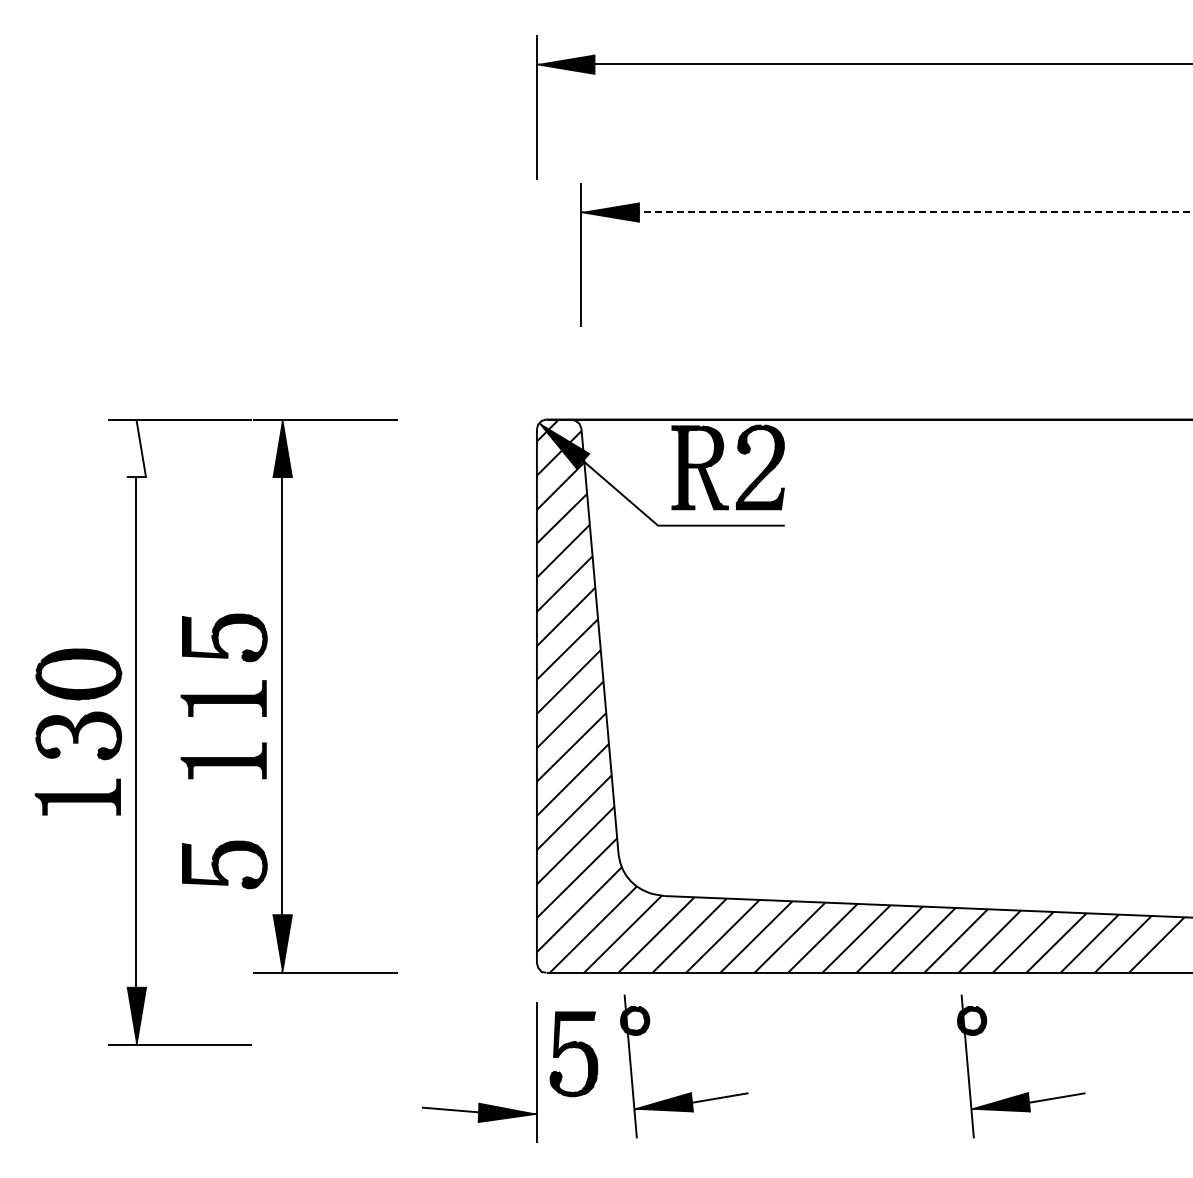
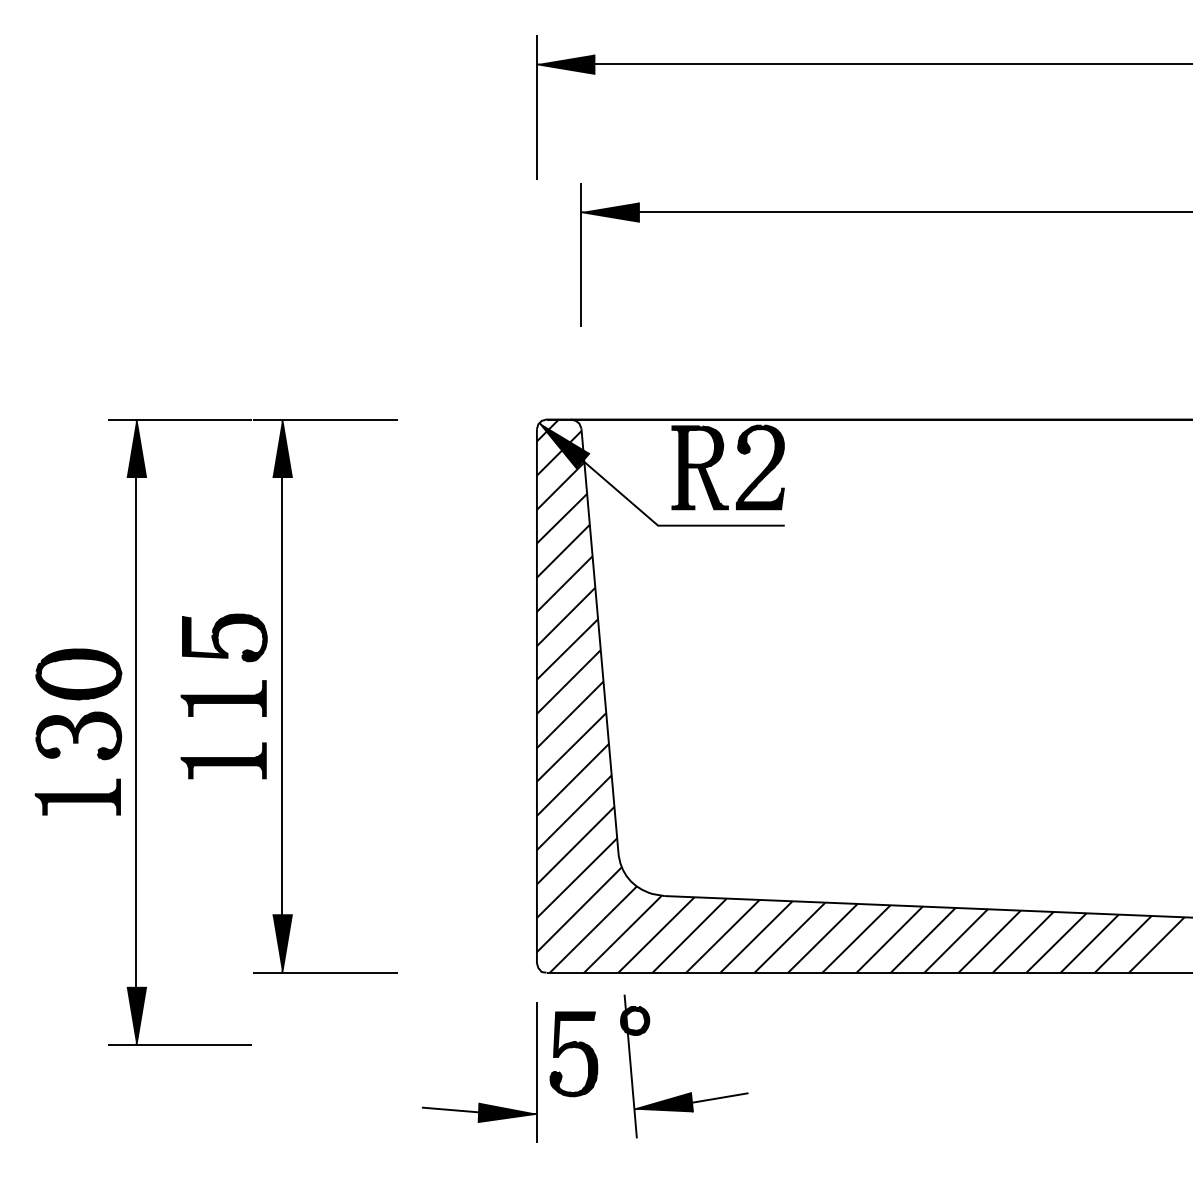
line: dashed -> solid (915, 212)
fill: none -> present (136, 448)
part: present -> none (224, 864)
part: present -> none (1026, 1092)
